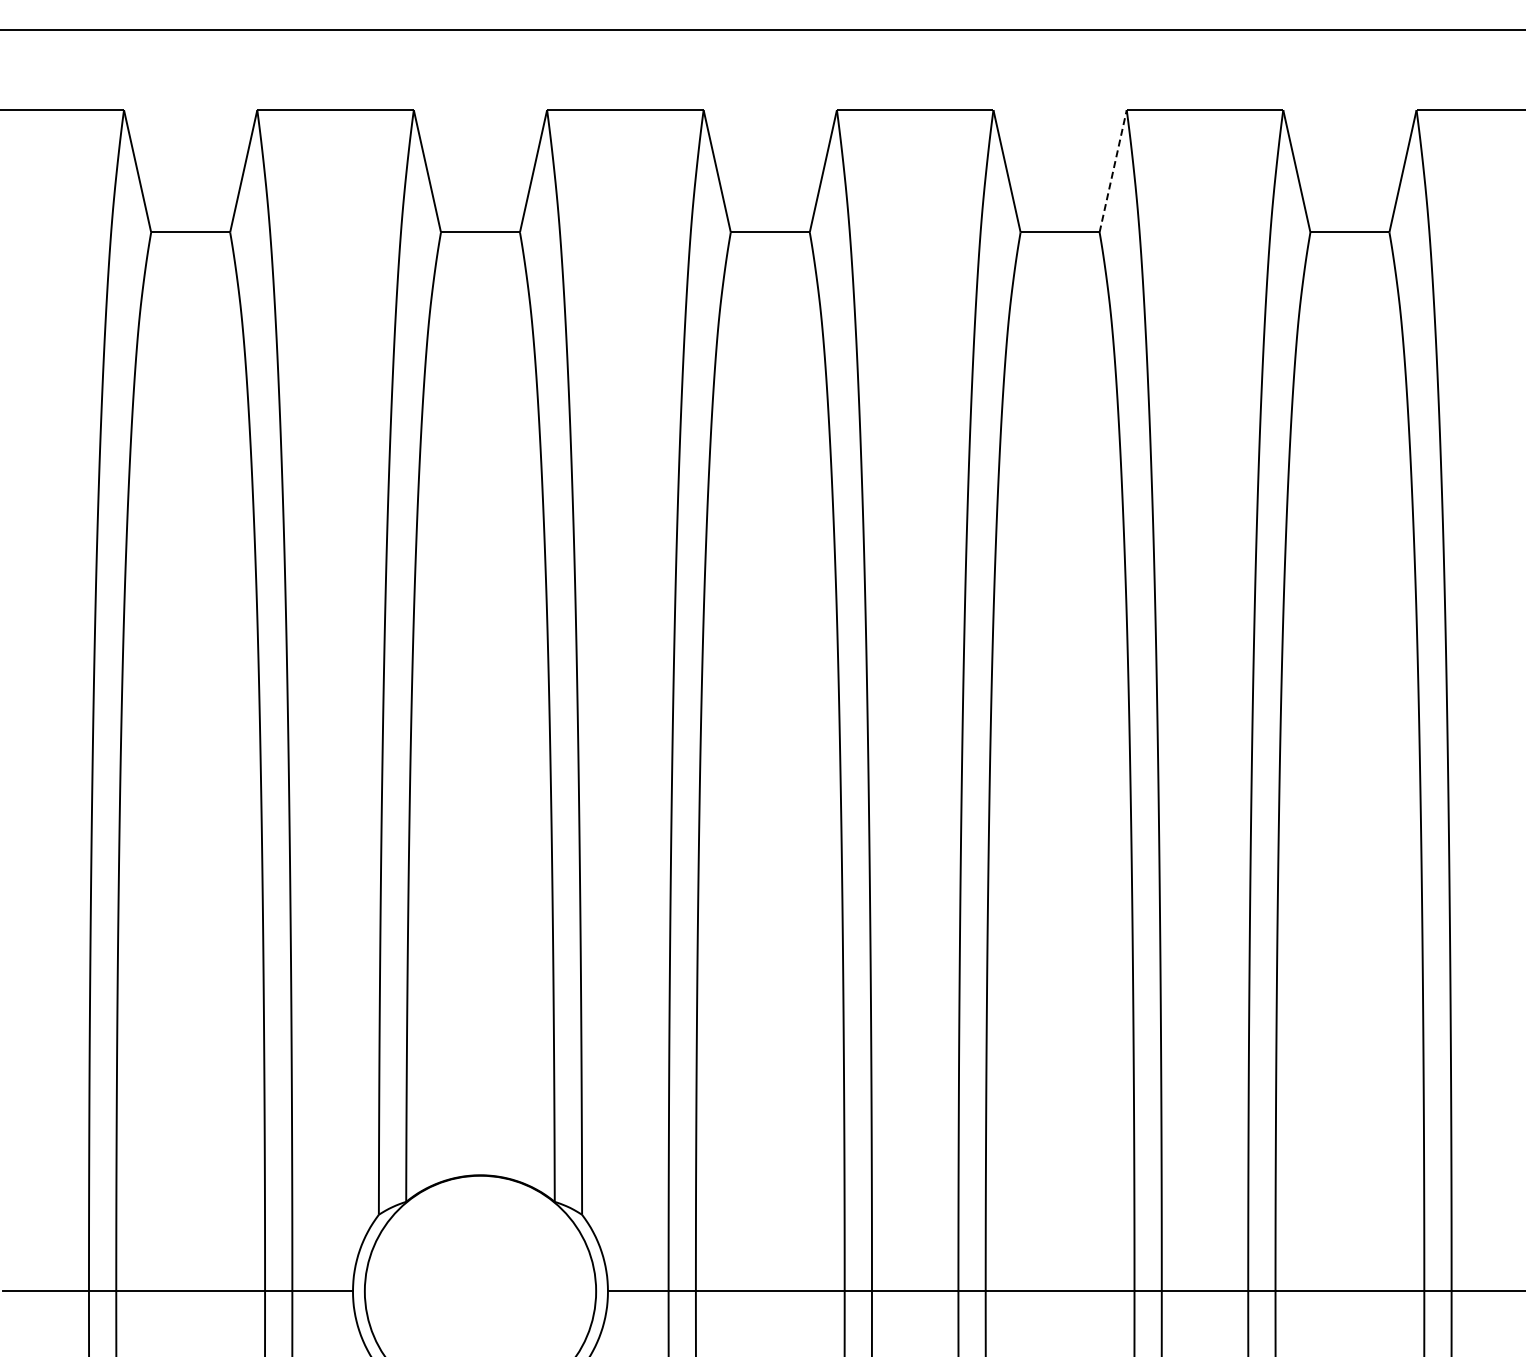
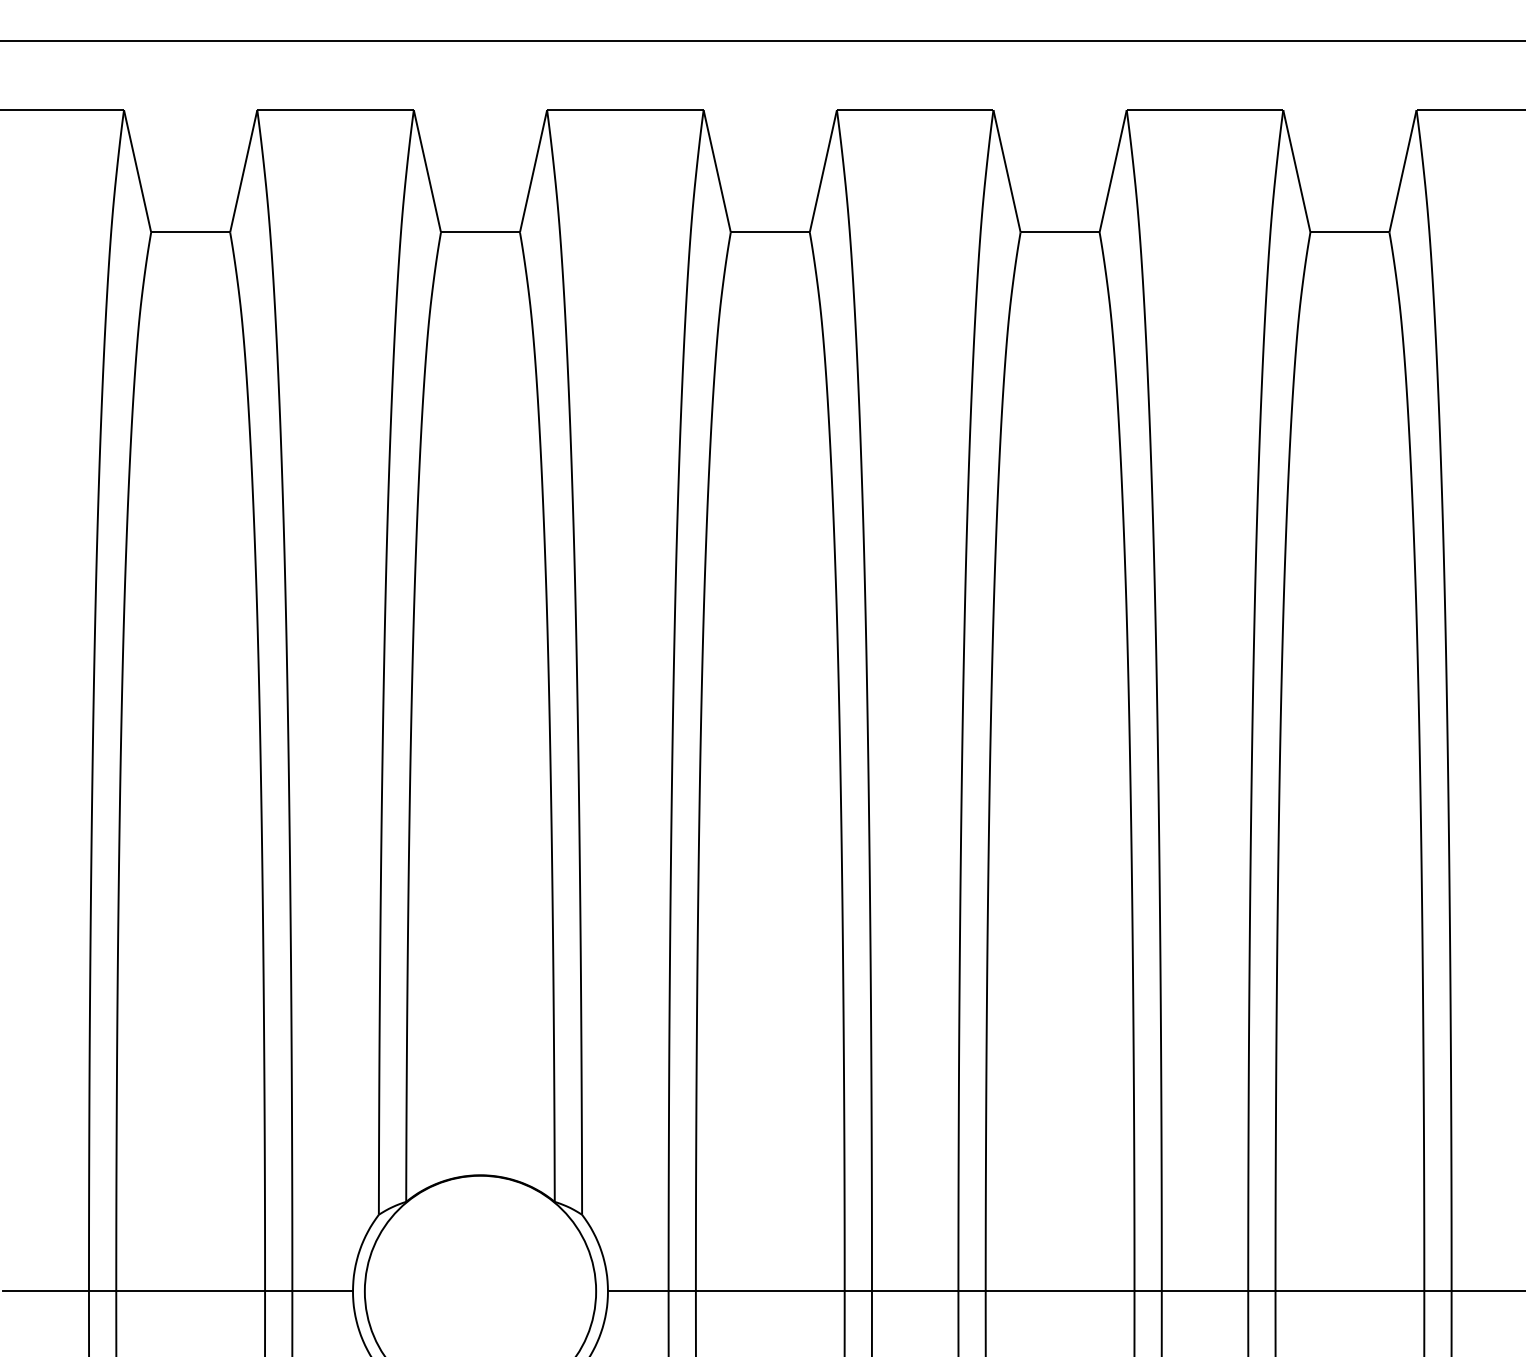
line position: (762, 29) -> (762, 40) (762, 40)
line: dashed -> solid (1113, 170)
